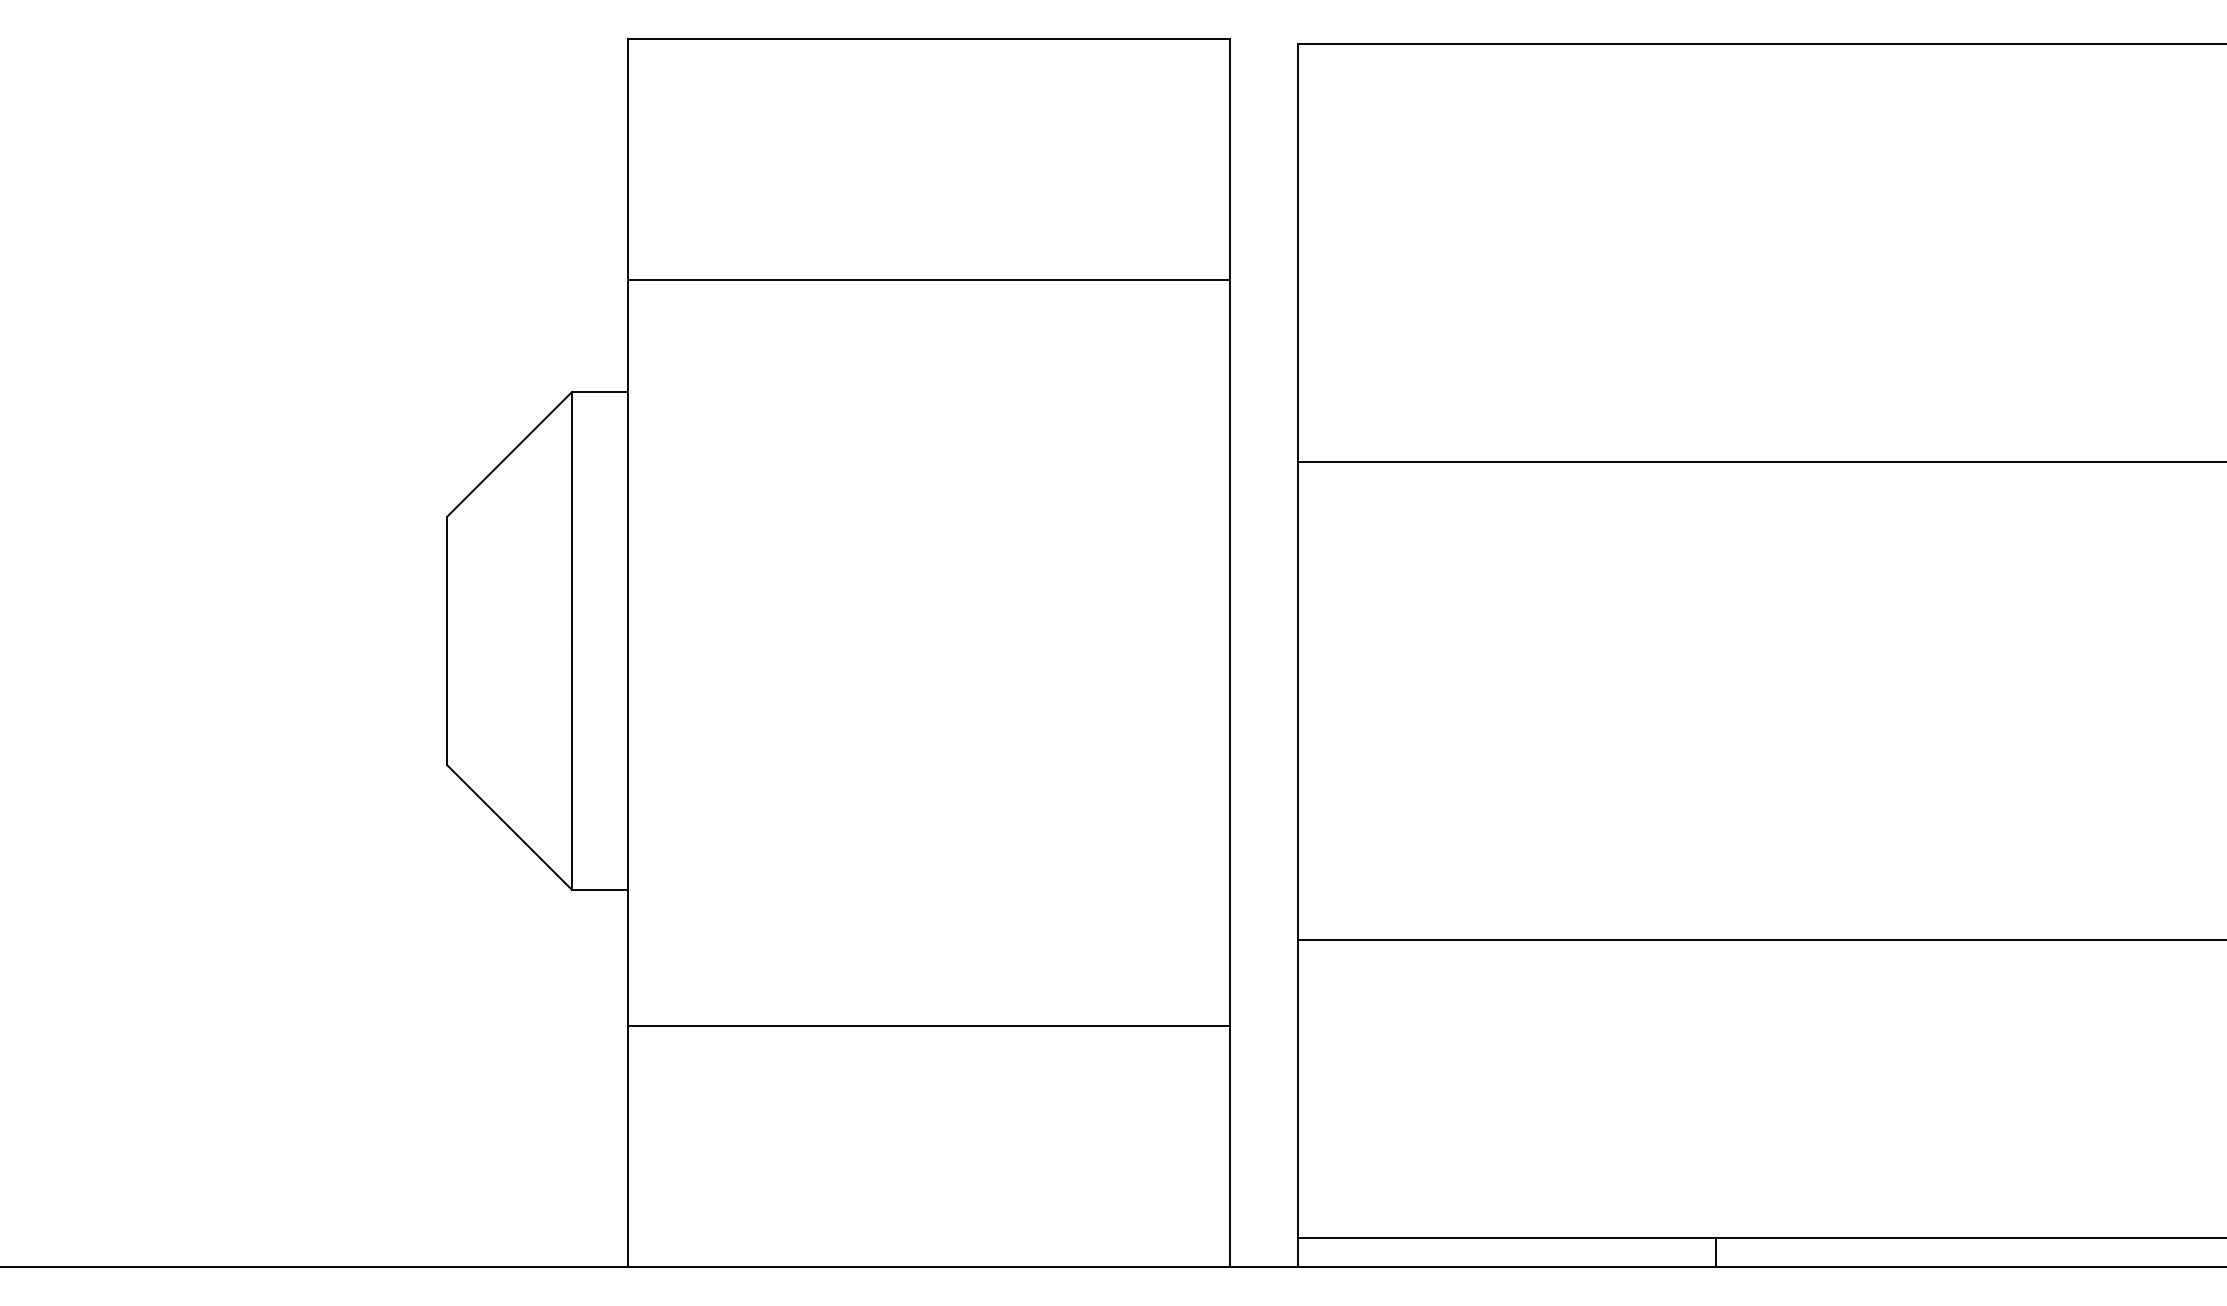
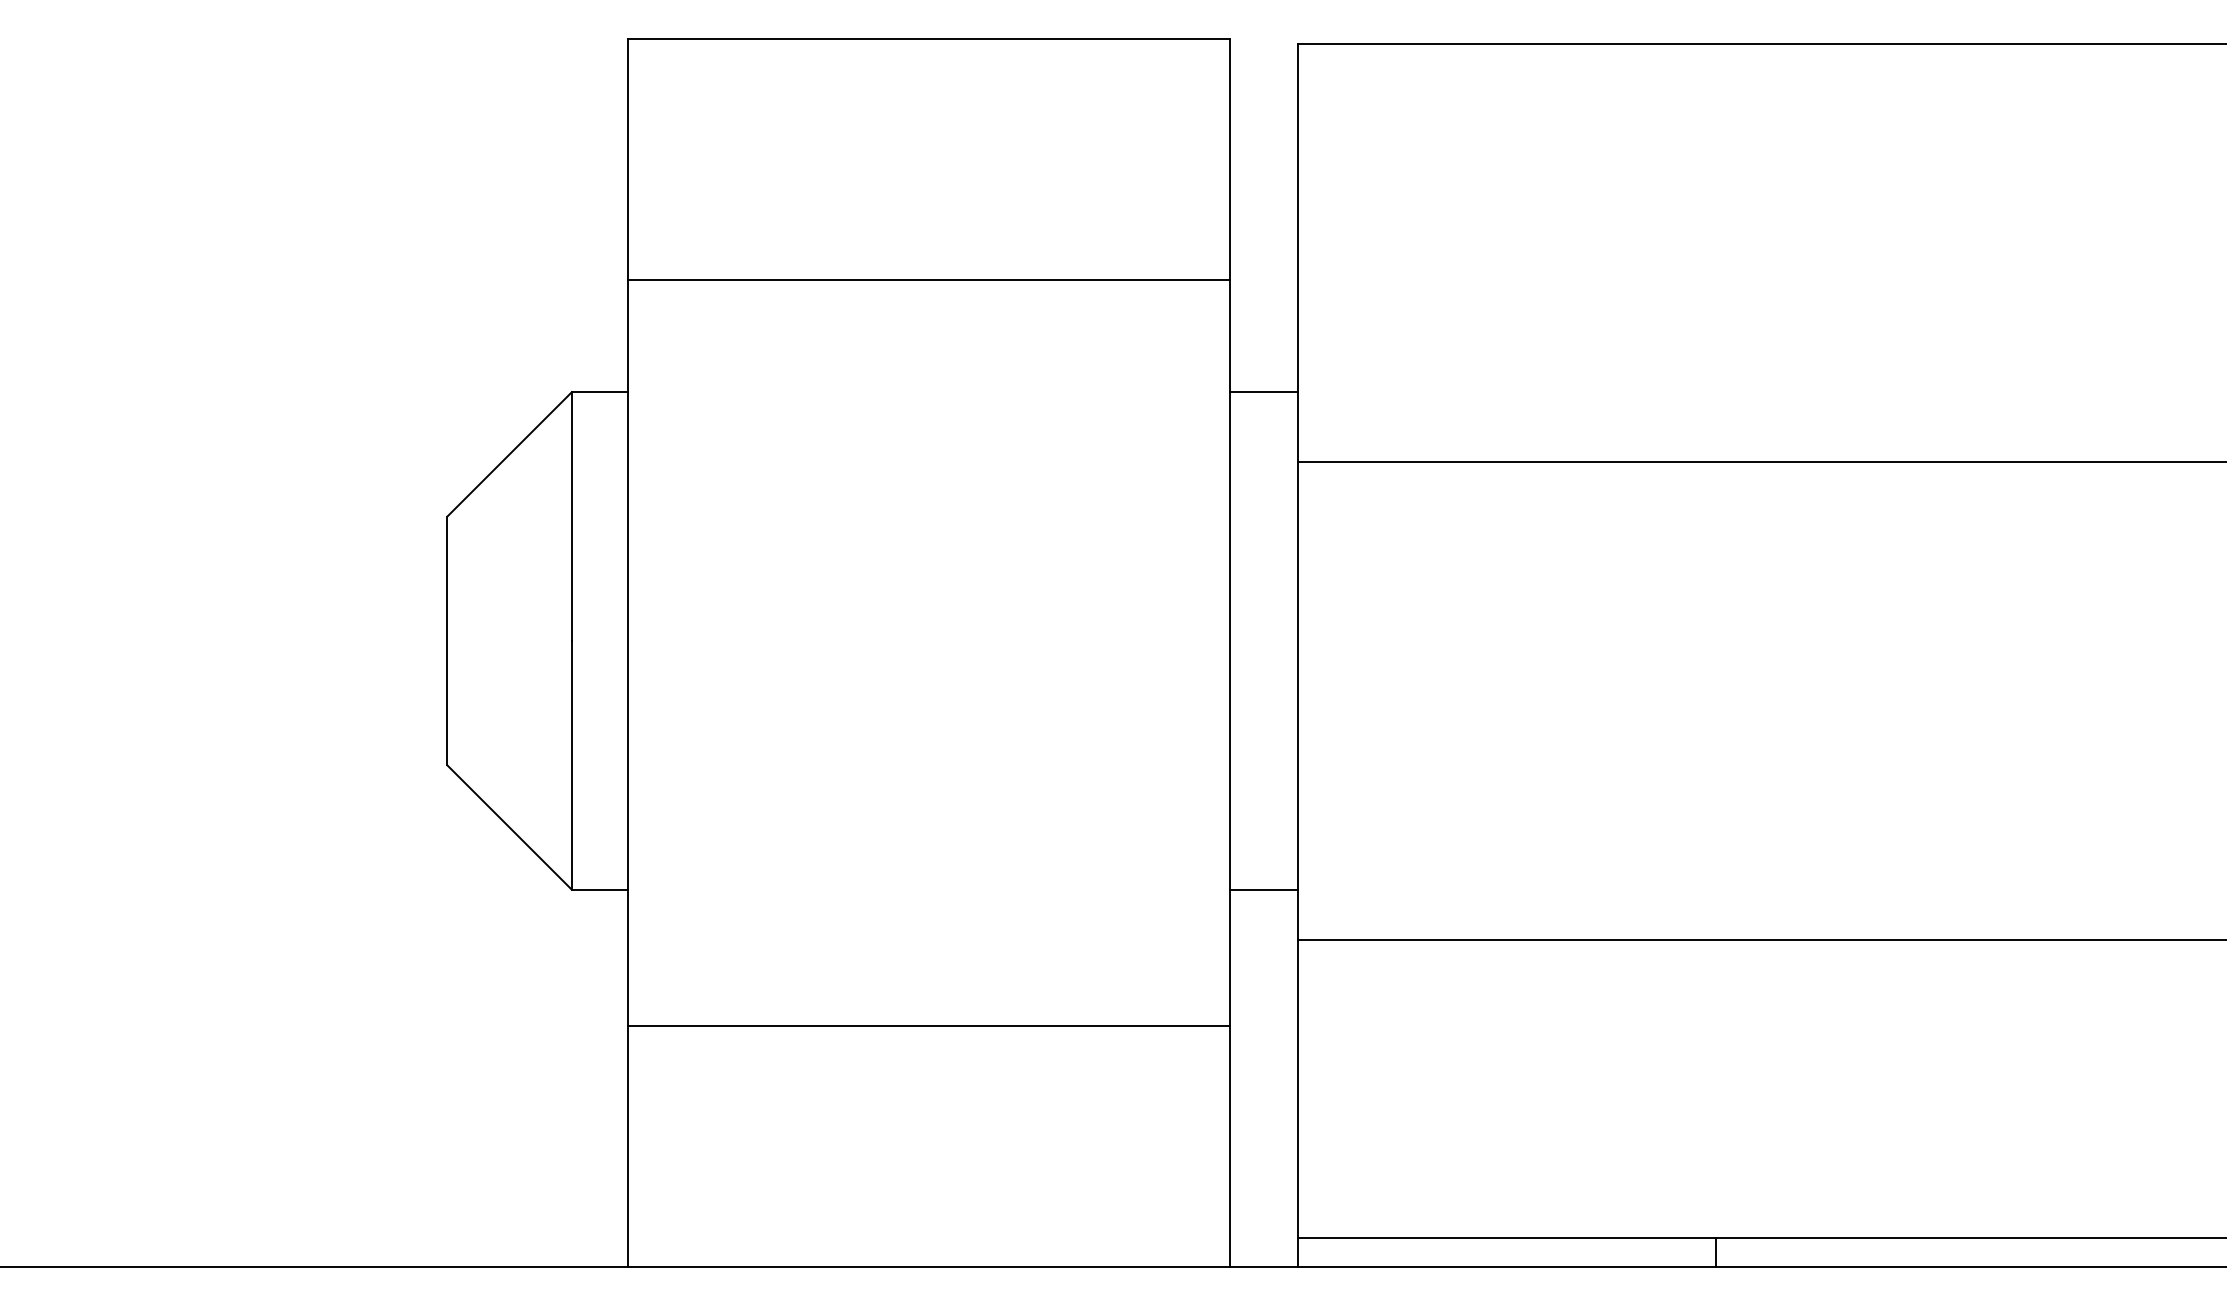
line: none -> present (1264, 392)
line: none -> present (1264, 889)
